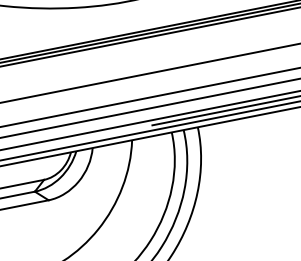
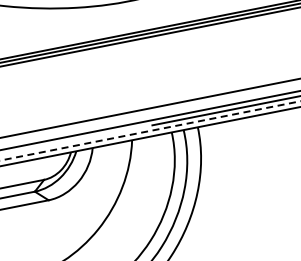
line: present -> none (149, 73)
line: present -> none (149, 97)
line: solid -> dashed (150, 130)
